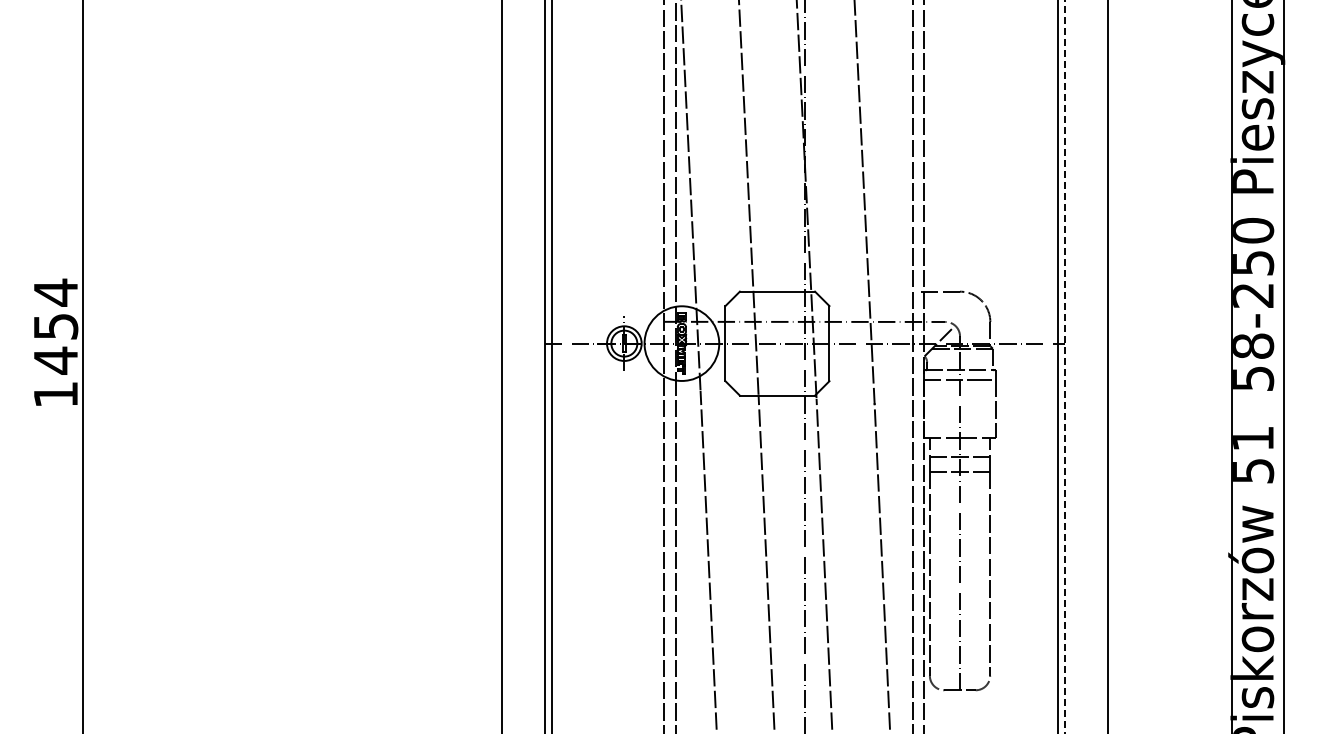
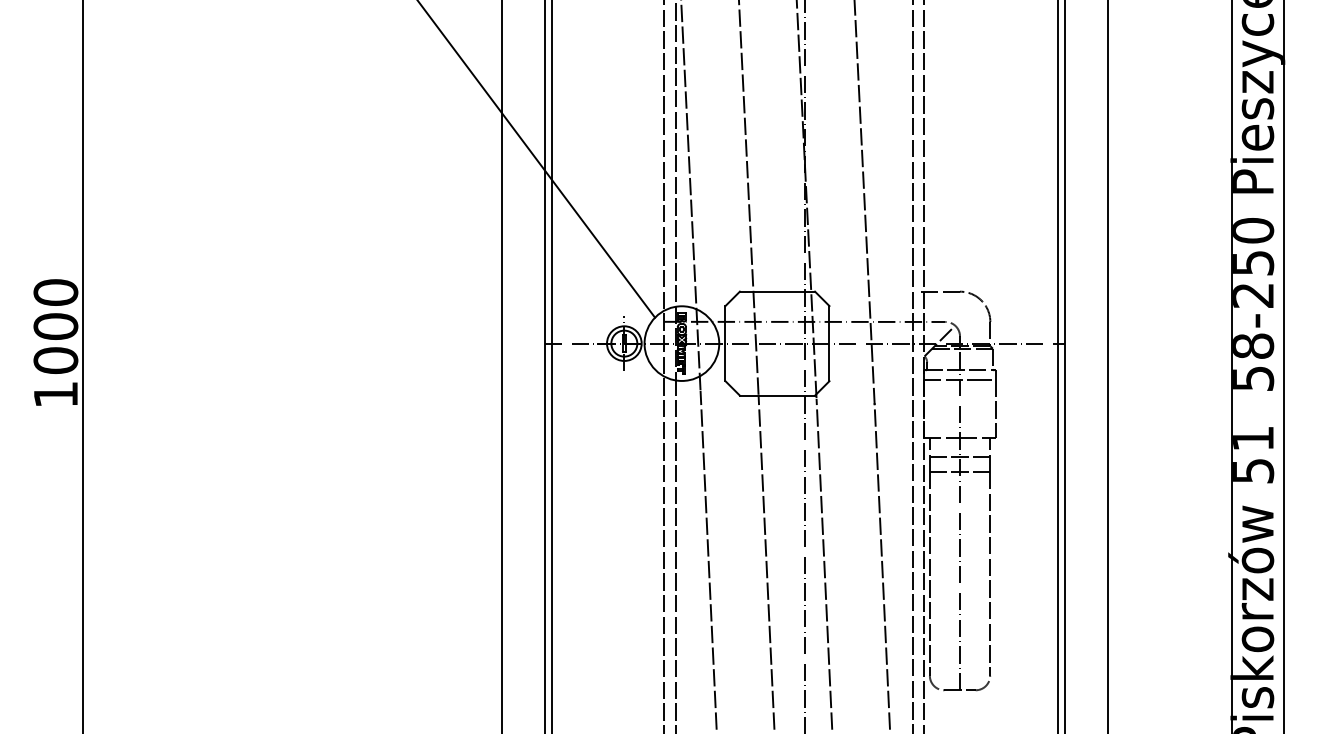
line: none -> present (536, 159)
text: 1454 -> 1000 (55, 326)
line: dashed -> solid (1064, 367)
